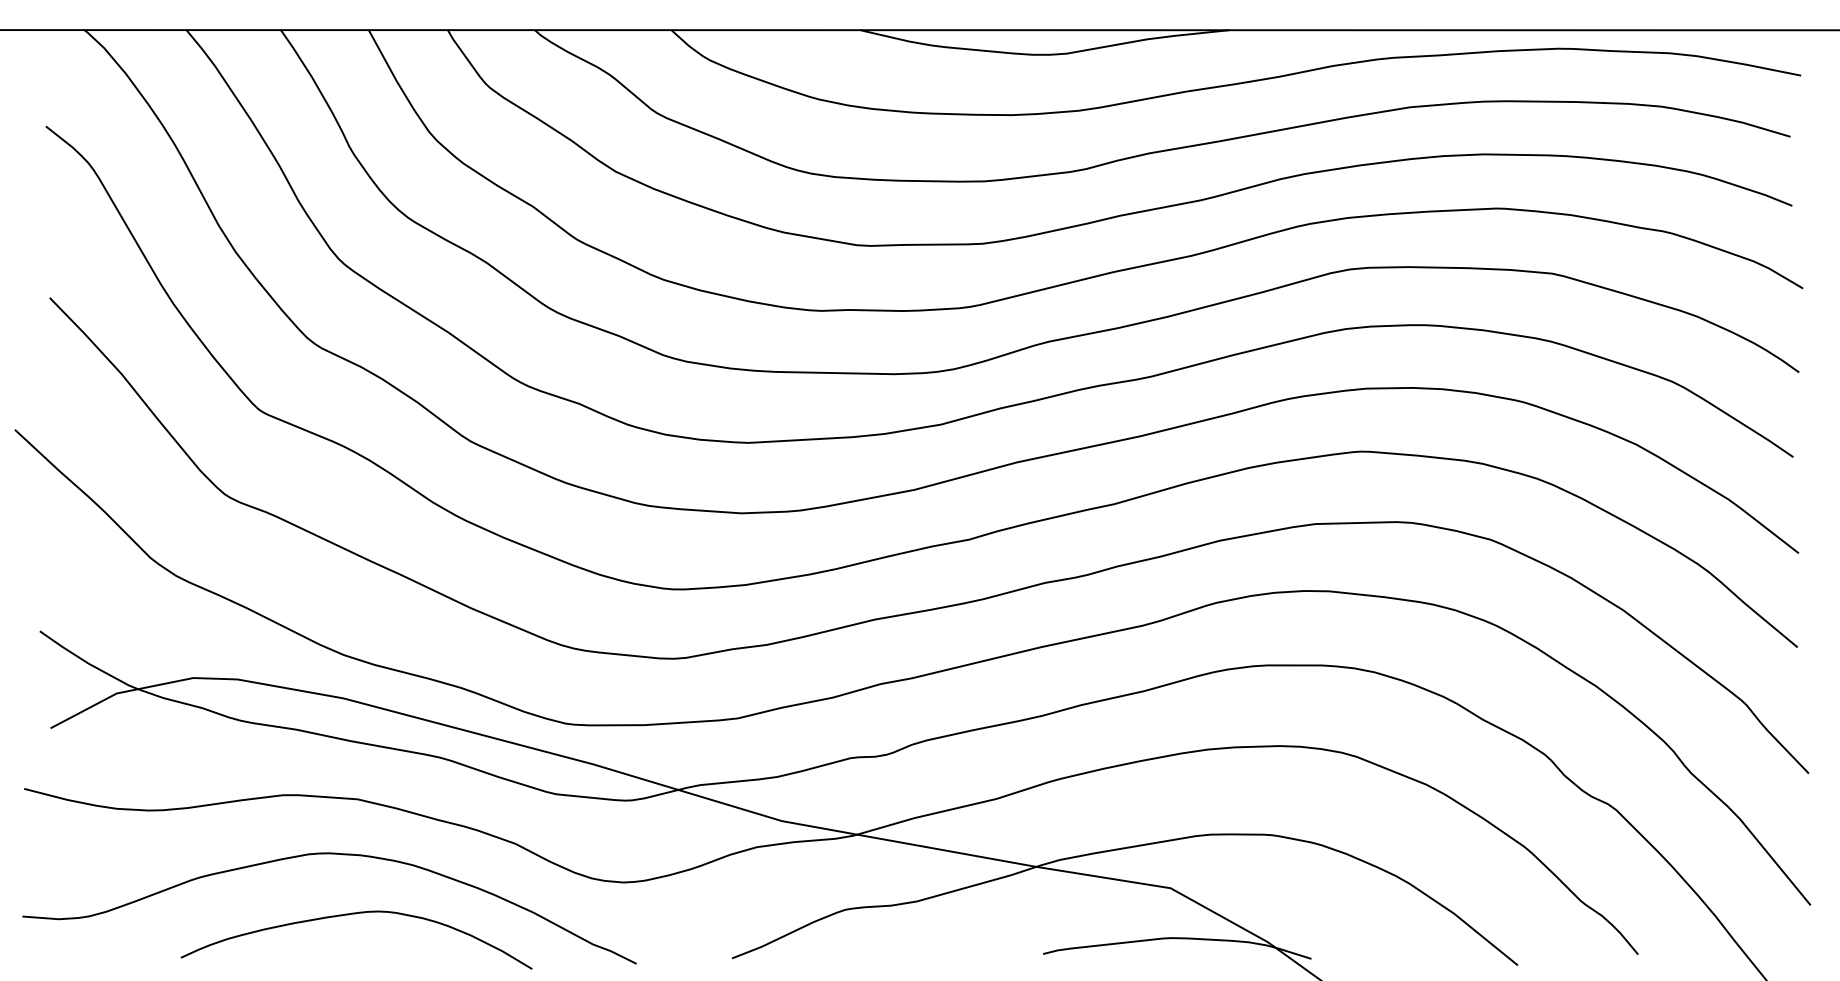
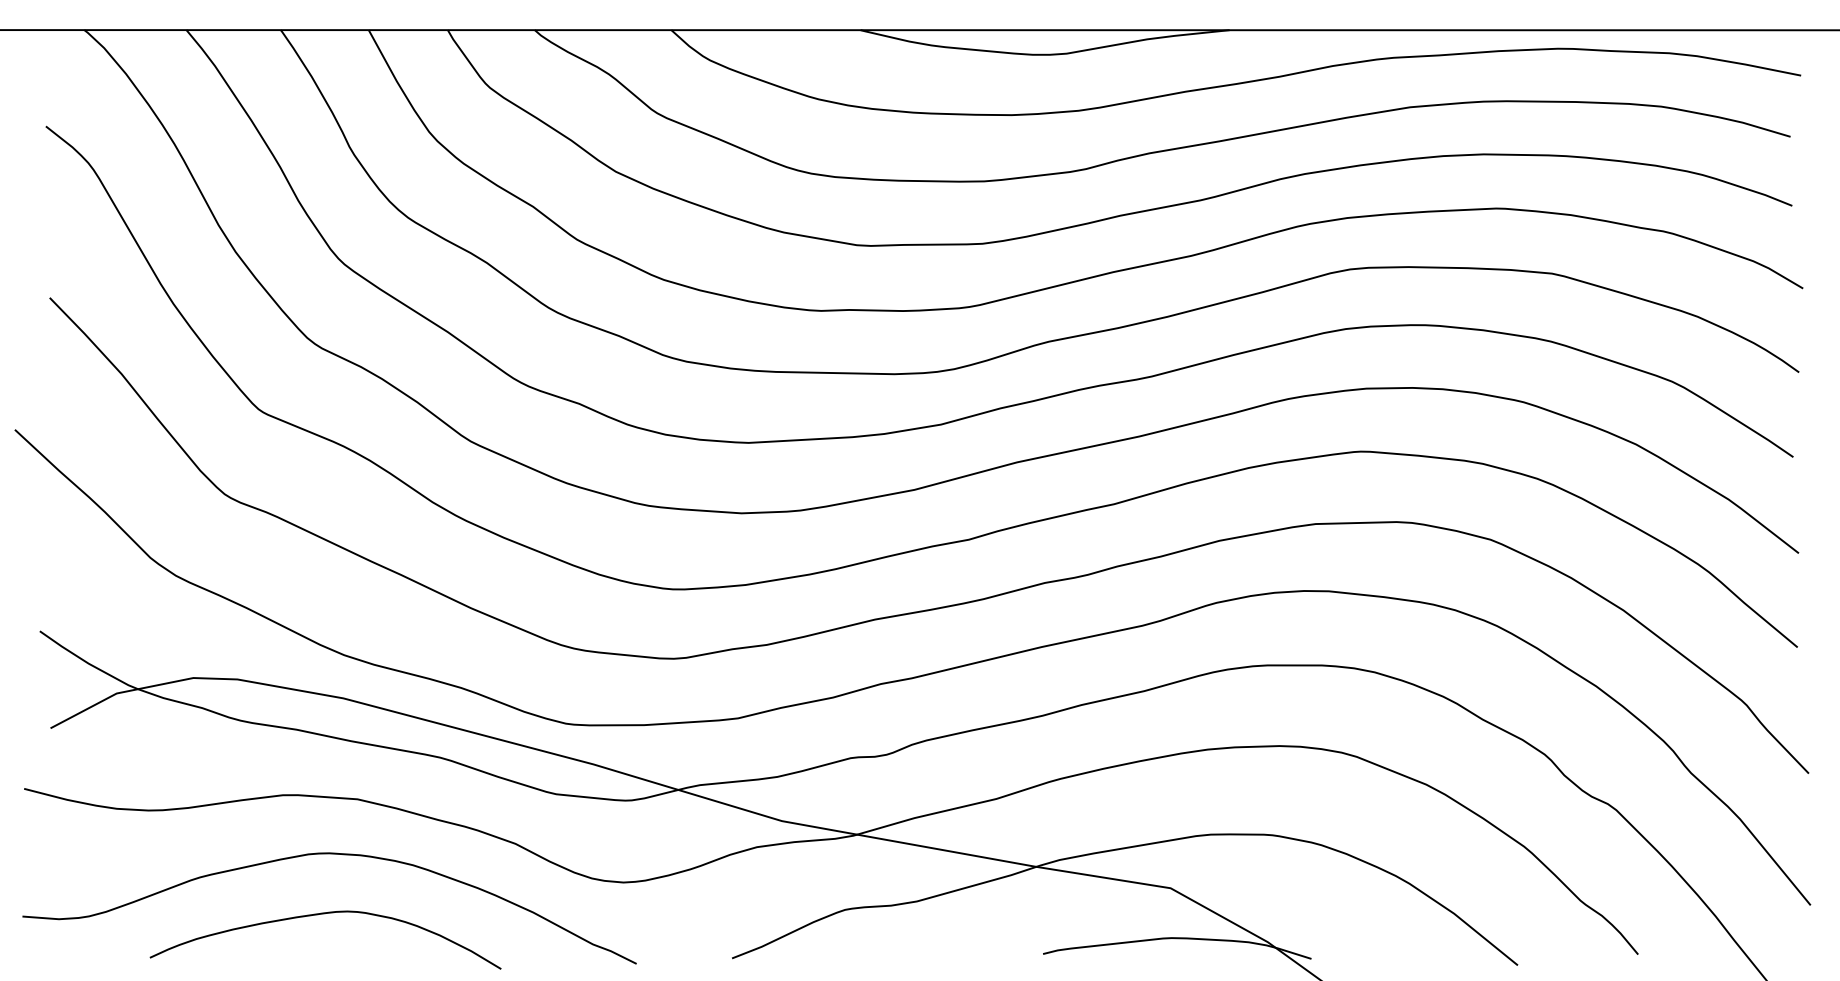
curve position: (356, 914) -> (325, 914) (325, 914)
